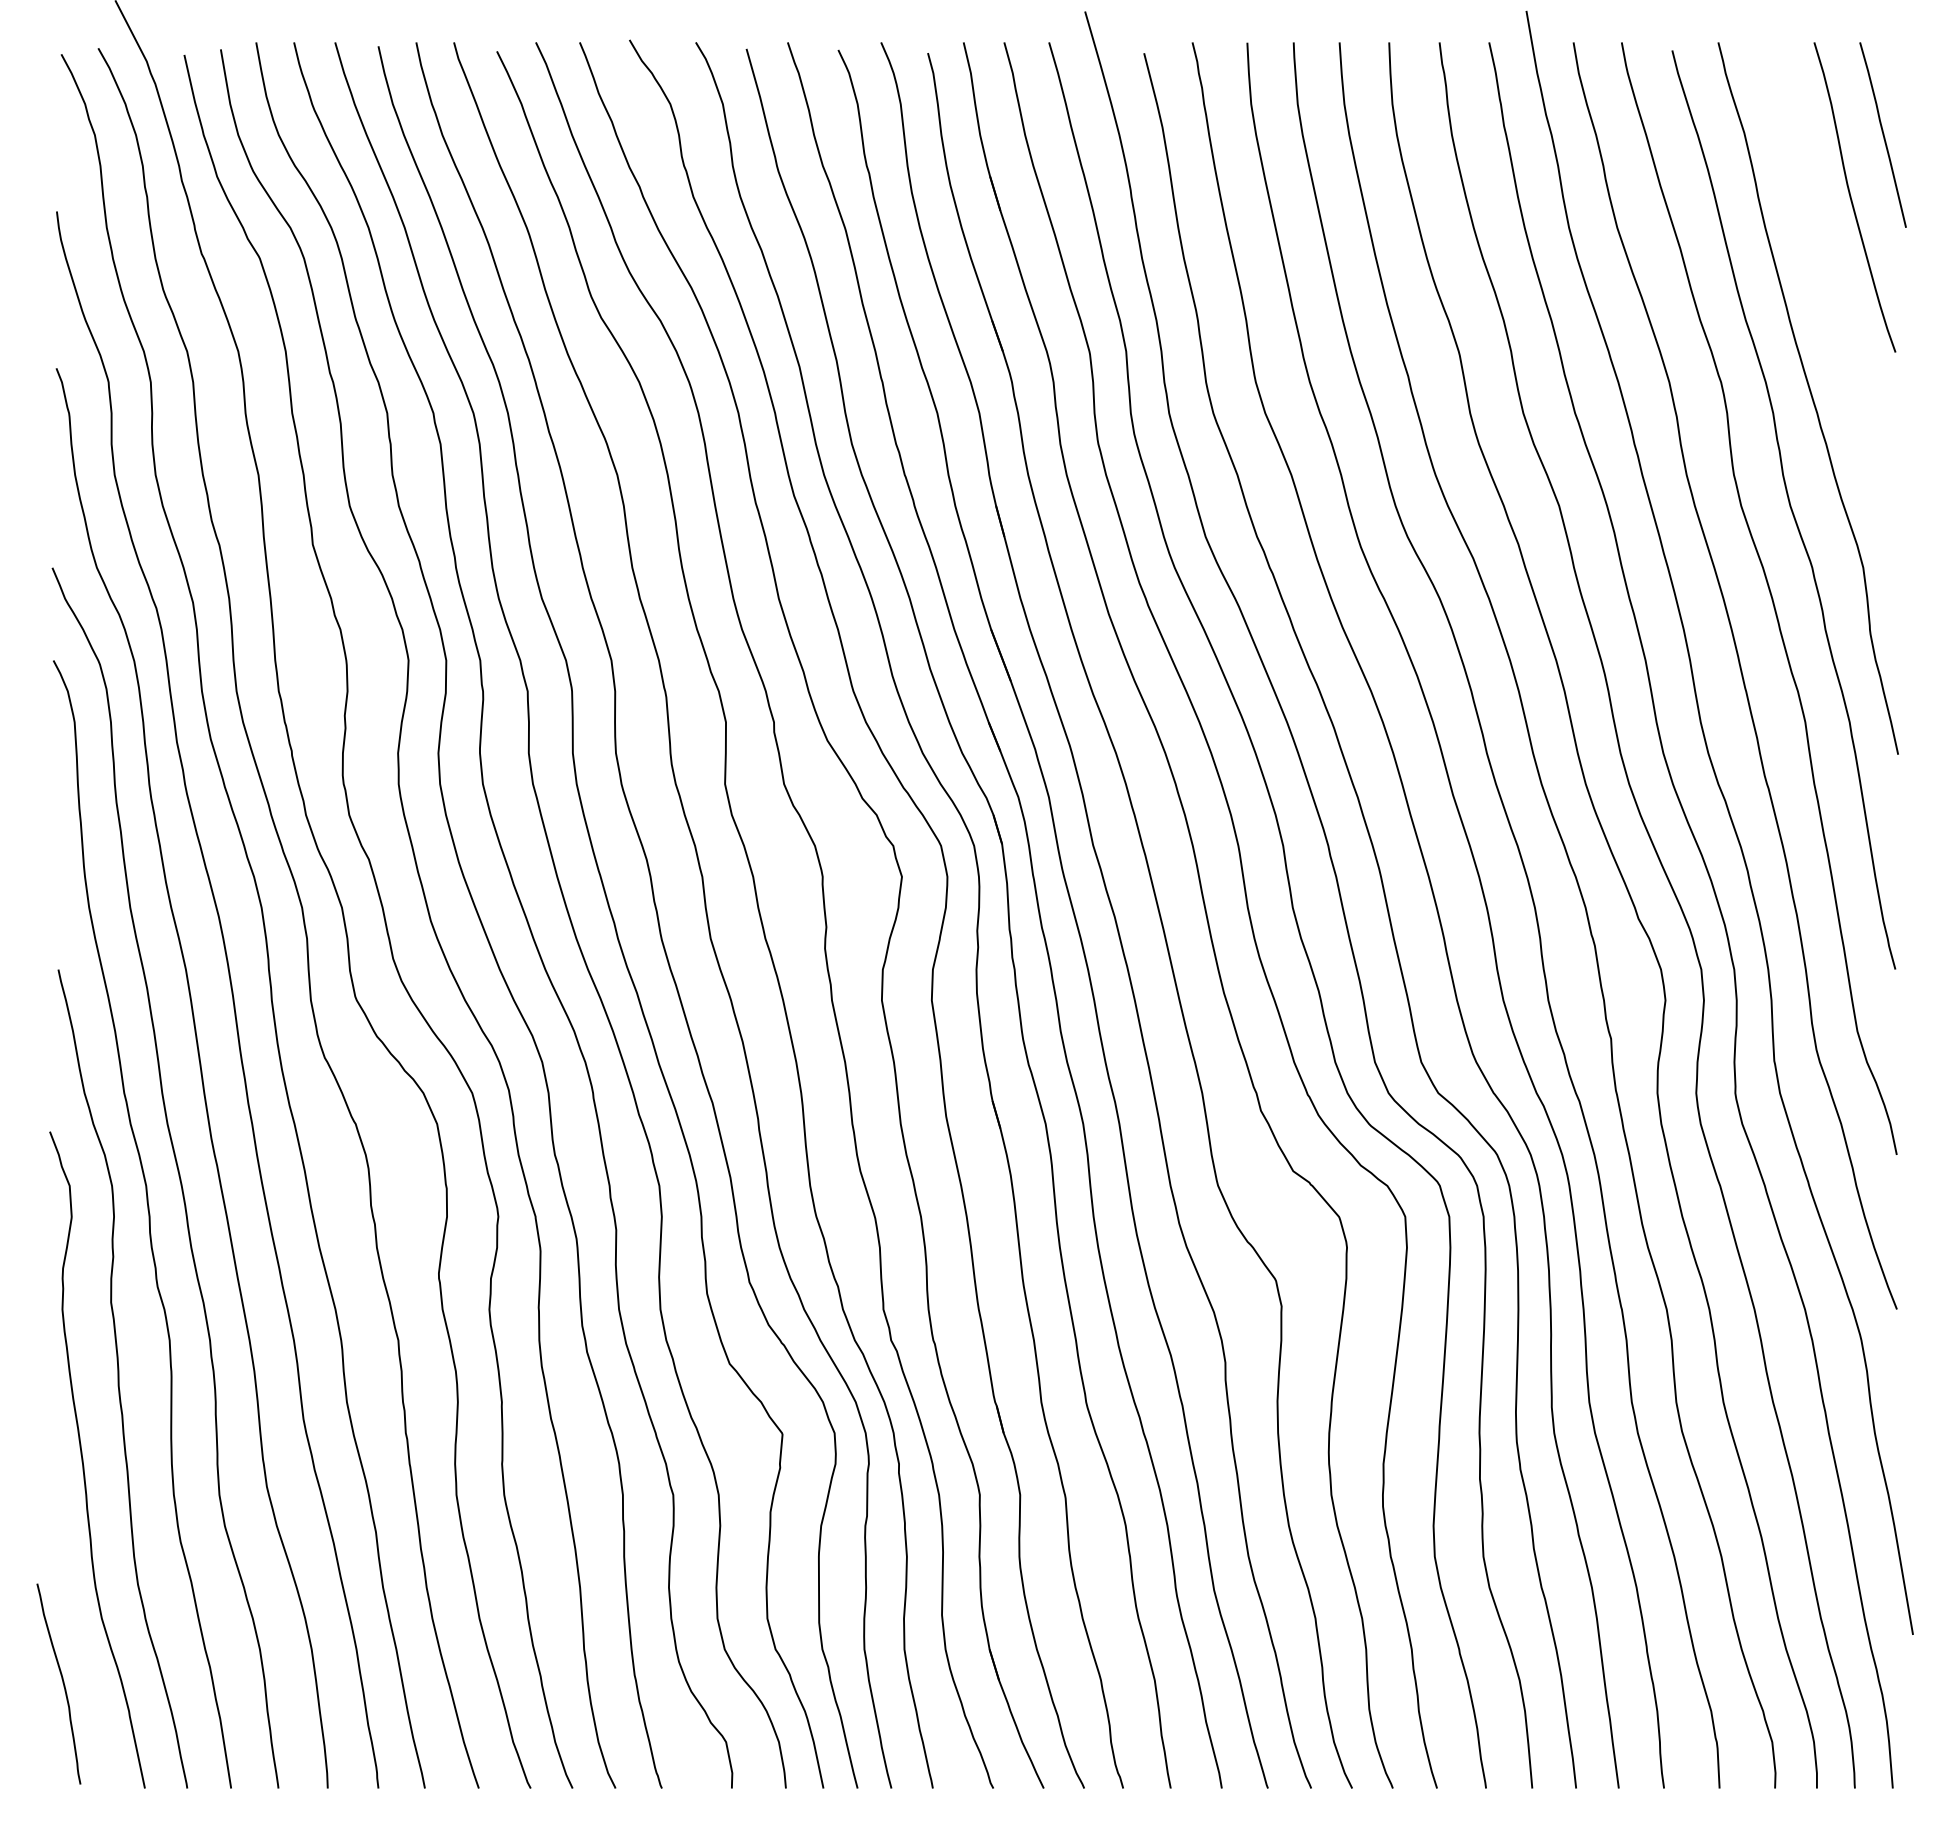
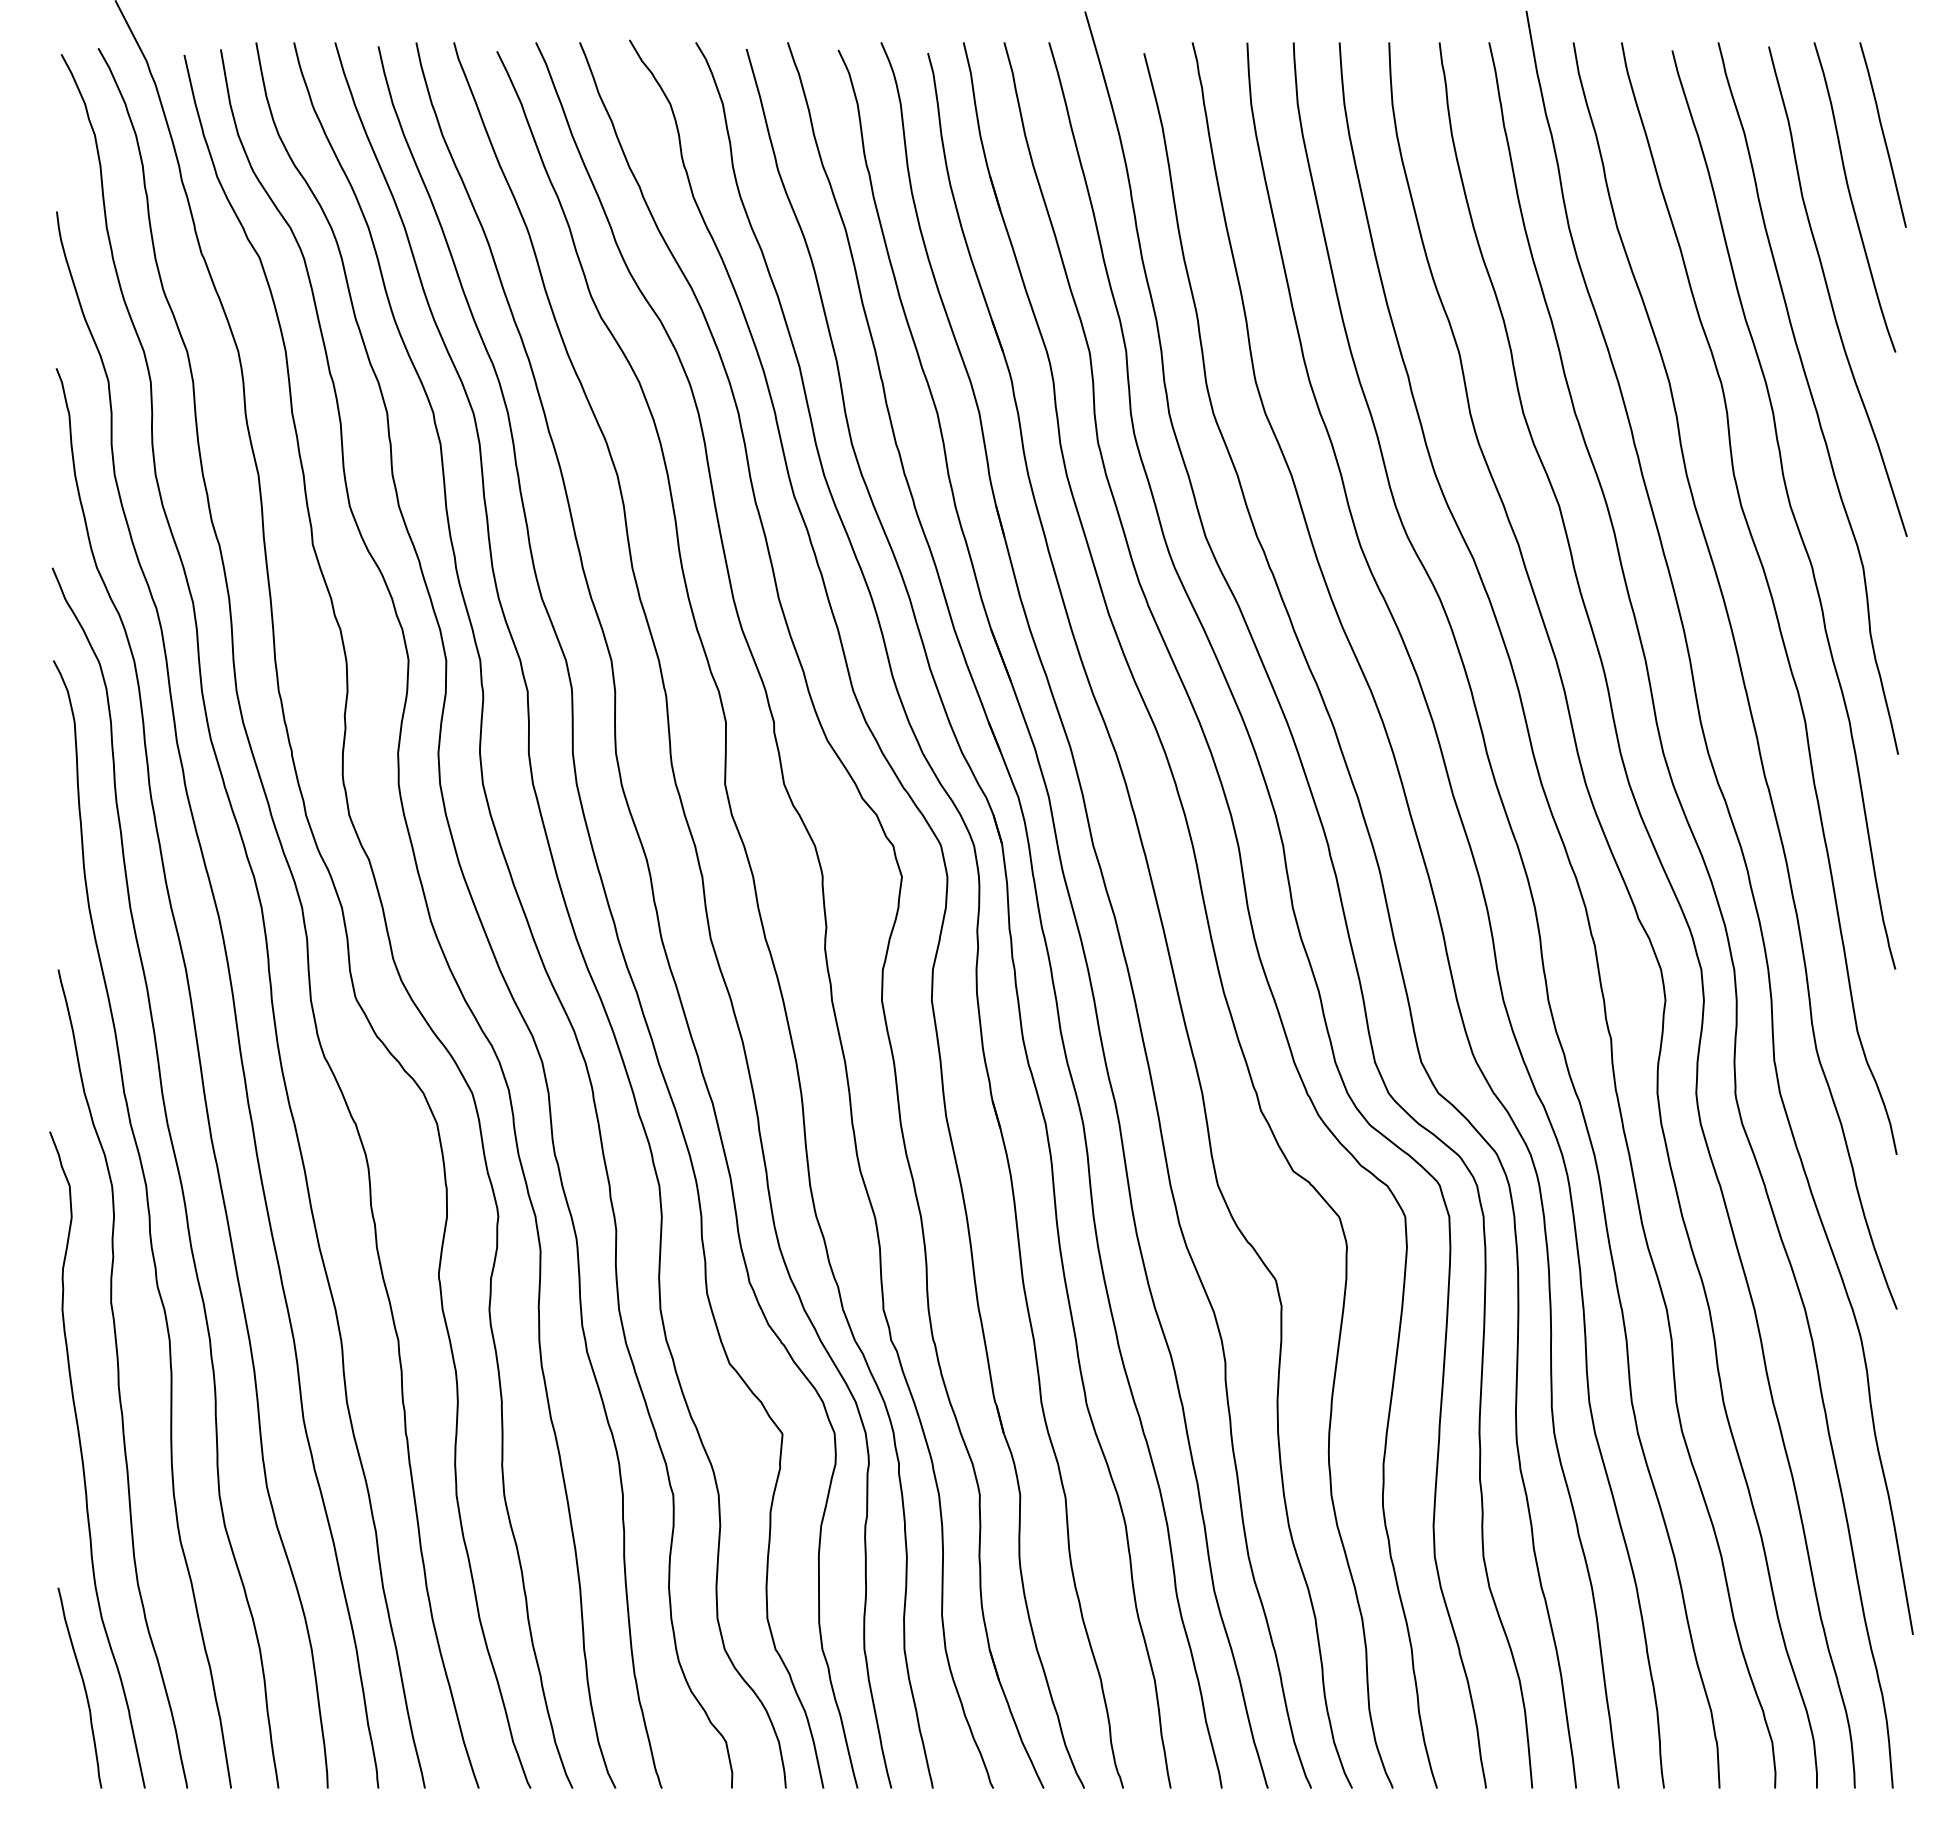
curve: none -> present (1829, 291)
curve position: (62, 1683) -> (83, 1687) (83, 1687)
